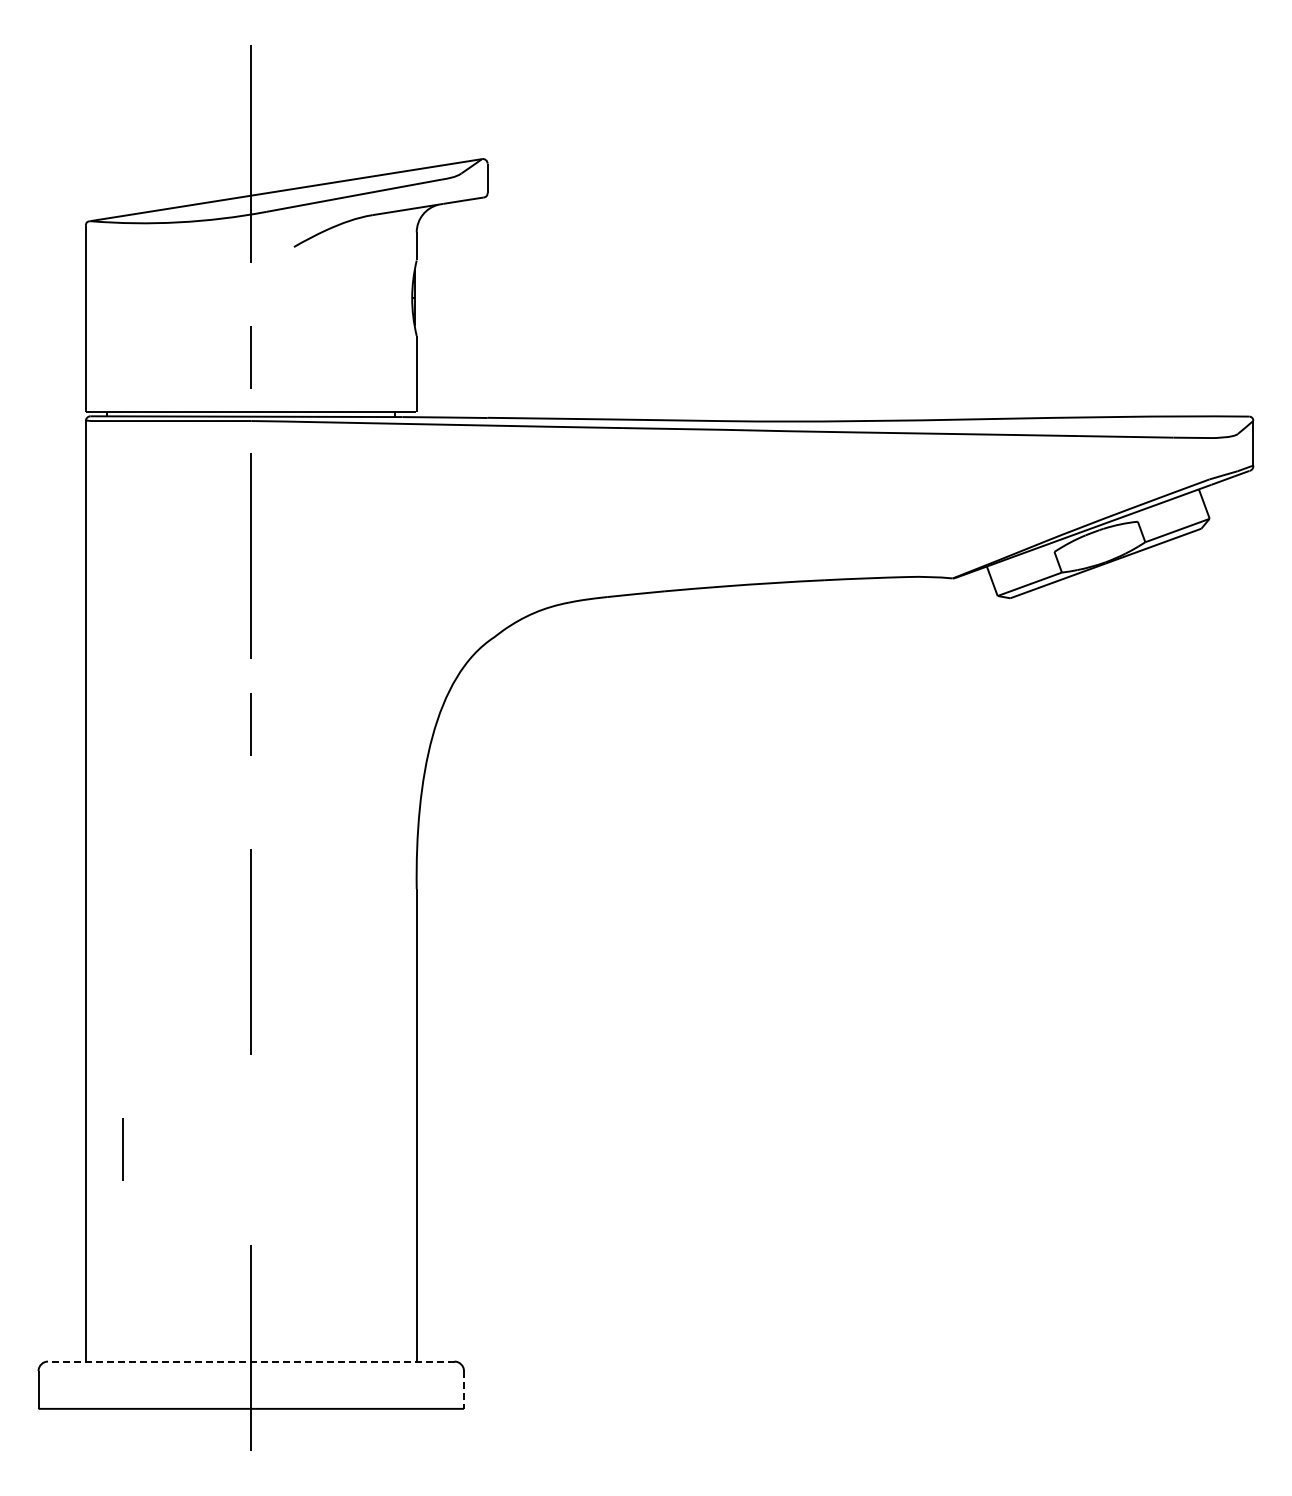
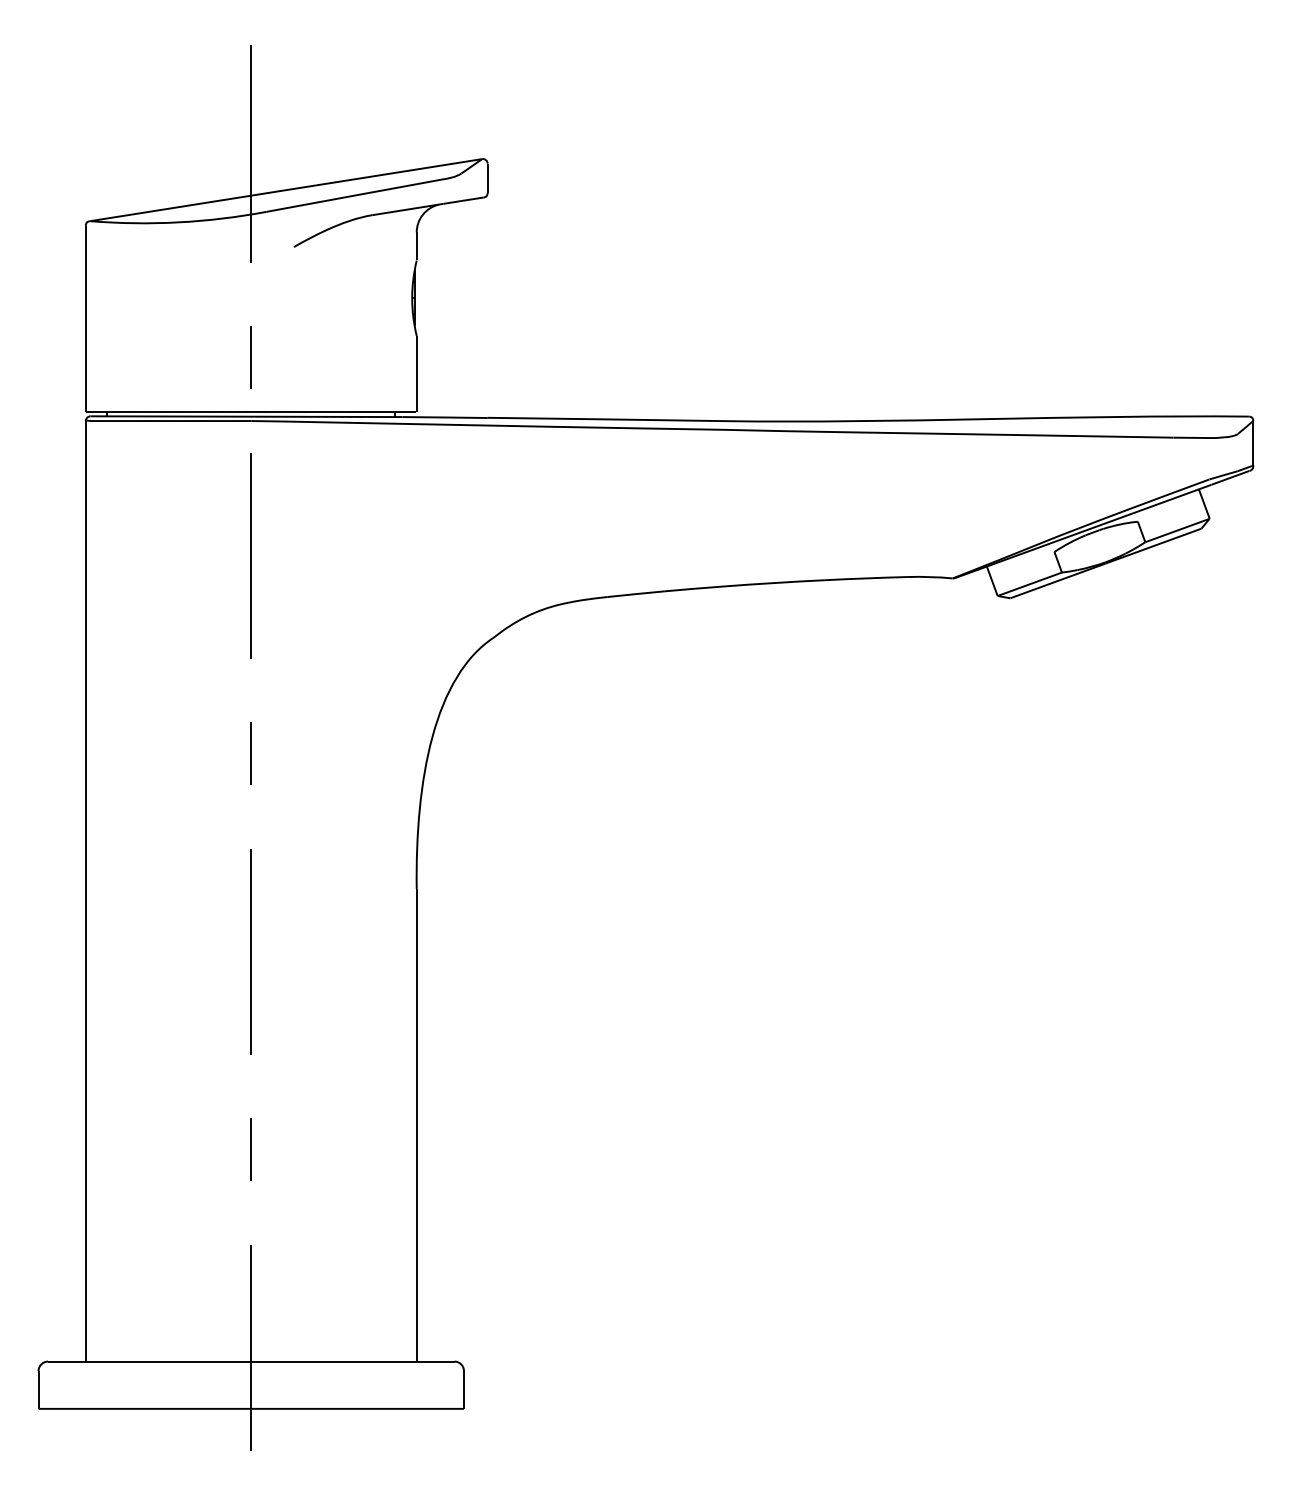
line position: (250, 724) -> (250, 753) (250, 753)
line position: (122, 1149) -> (250, 1149) (250, 1149)
line: dashed -> solid (250, 1361)
line: dashed -> solid (464, 1389)
